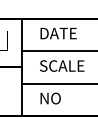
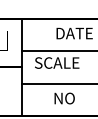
text position: (58, 33) -> (74, 33) (74, 33)
text position: (62, 65) -> (57, 62) (57, 62)
text position: (50, 98) -> (64, 98) (64, 98)
